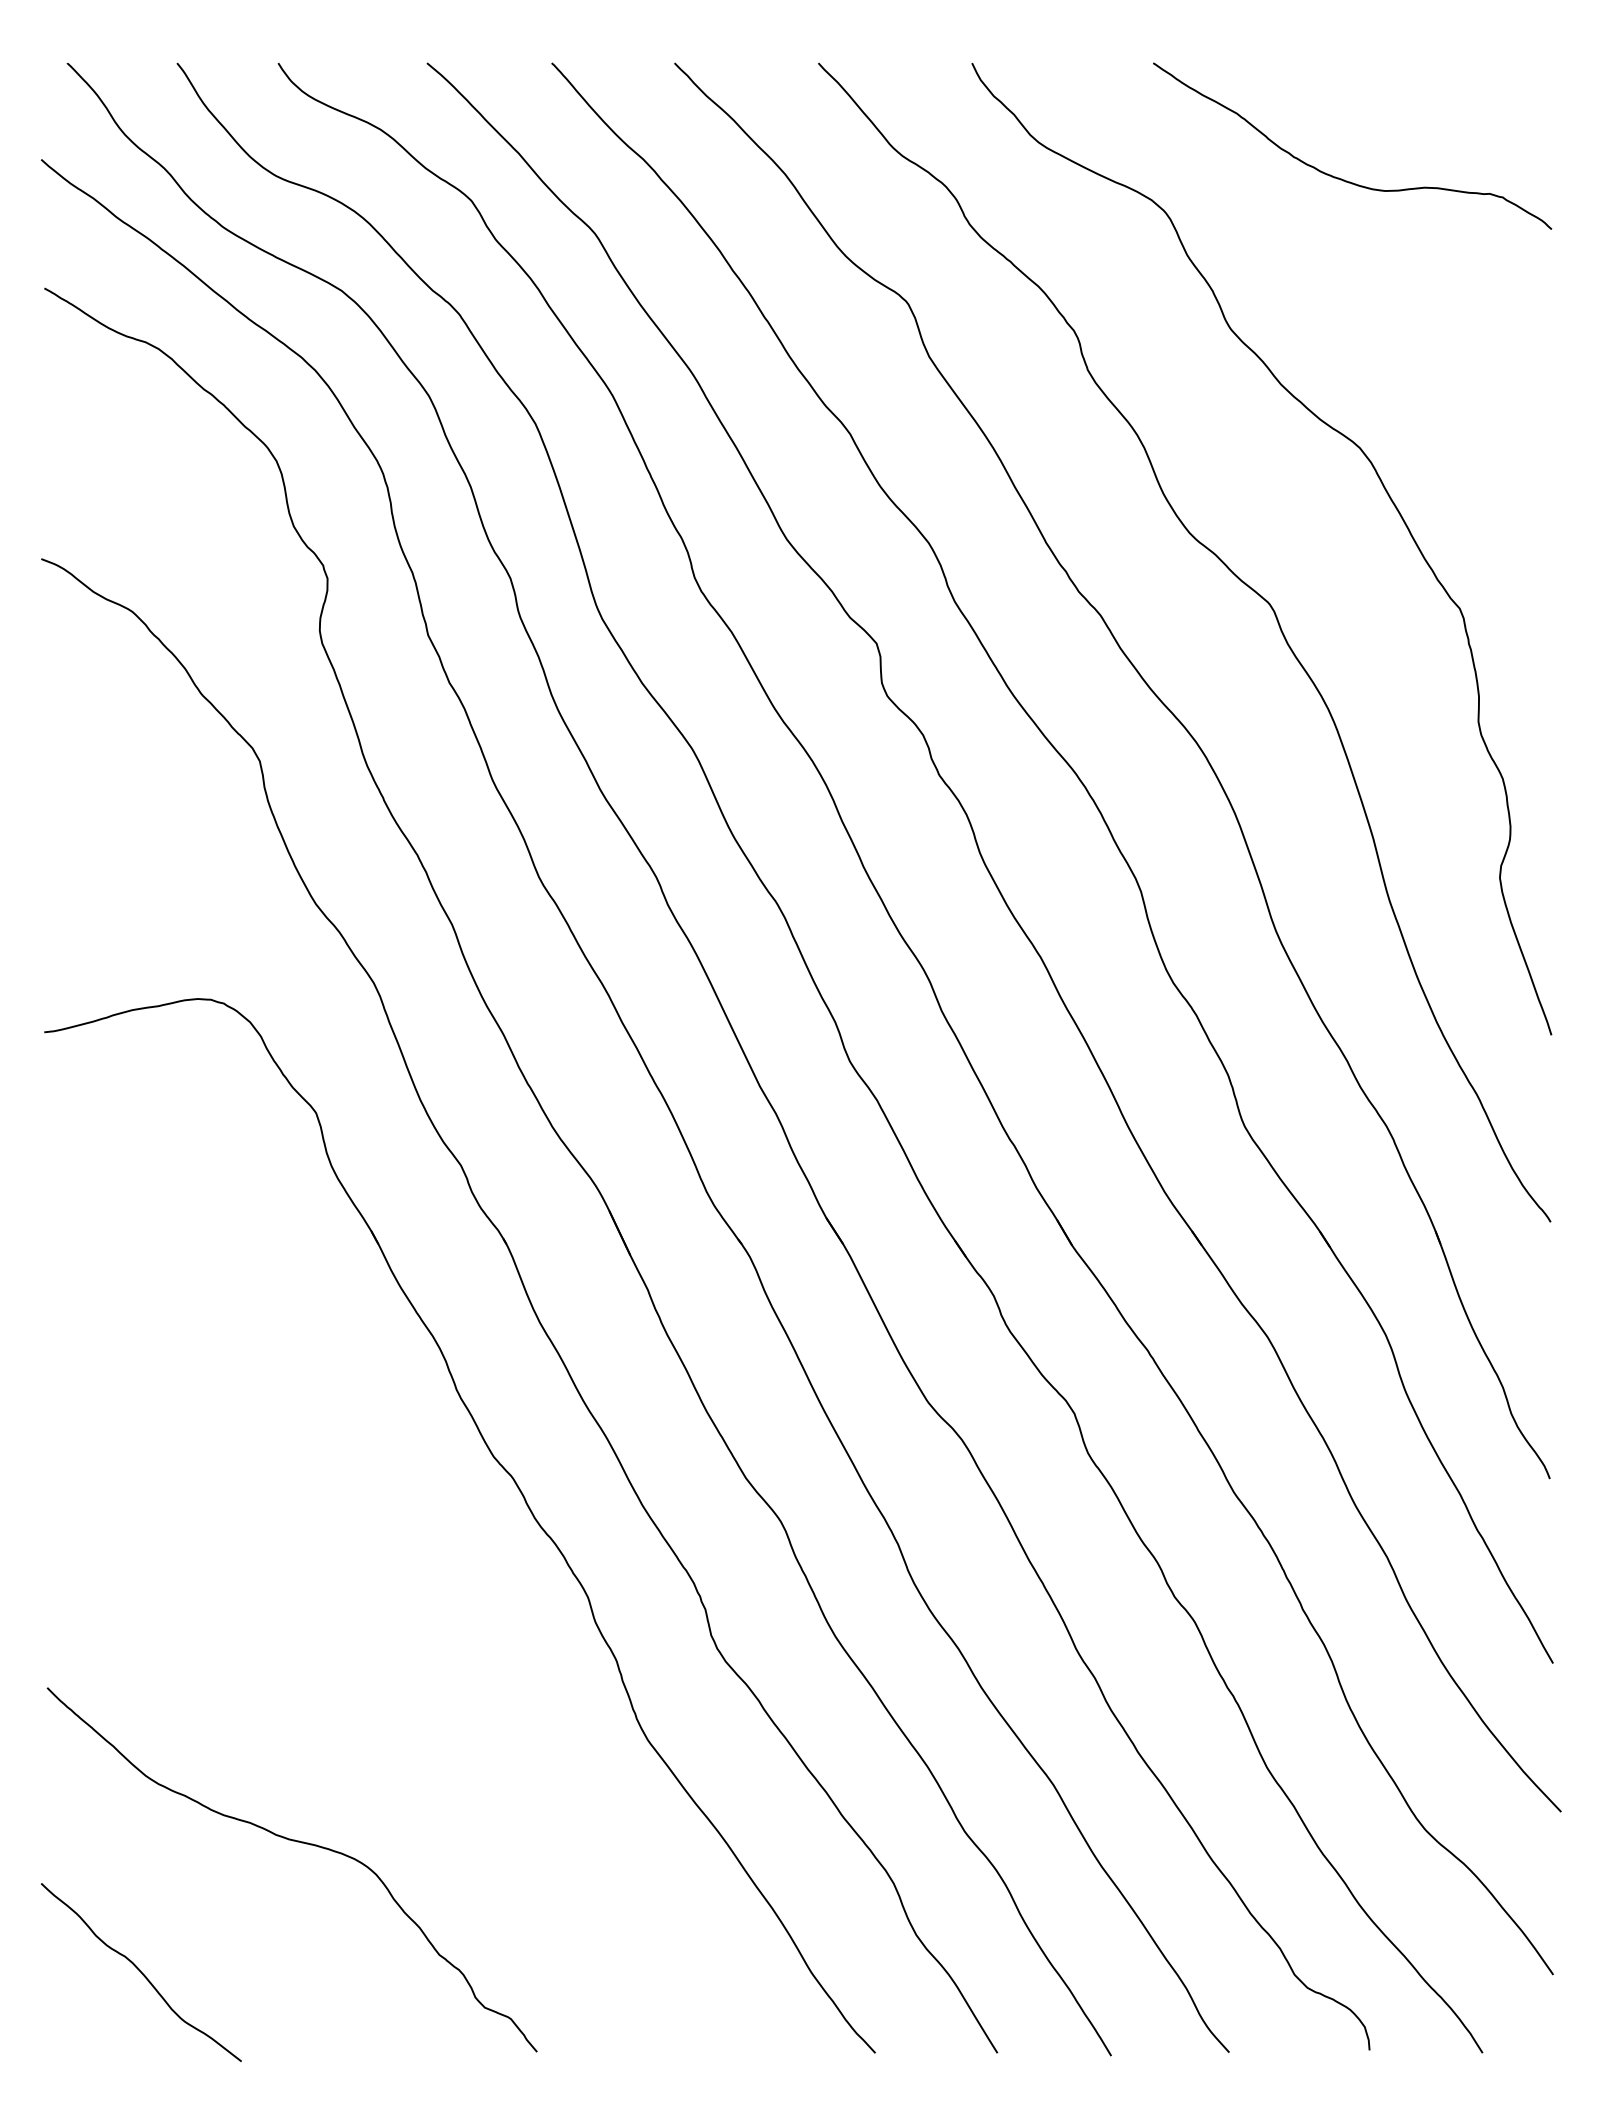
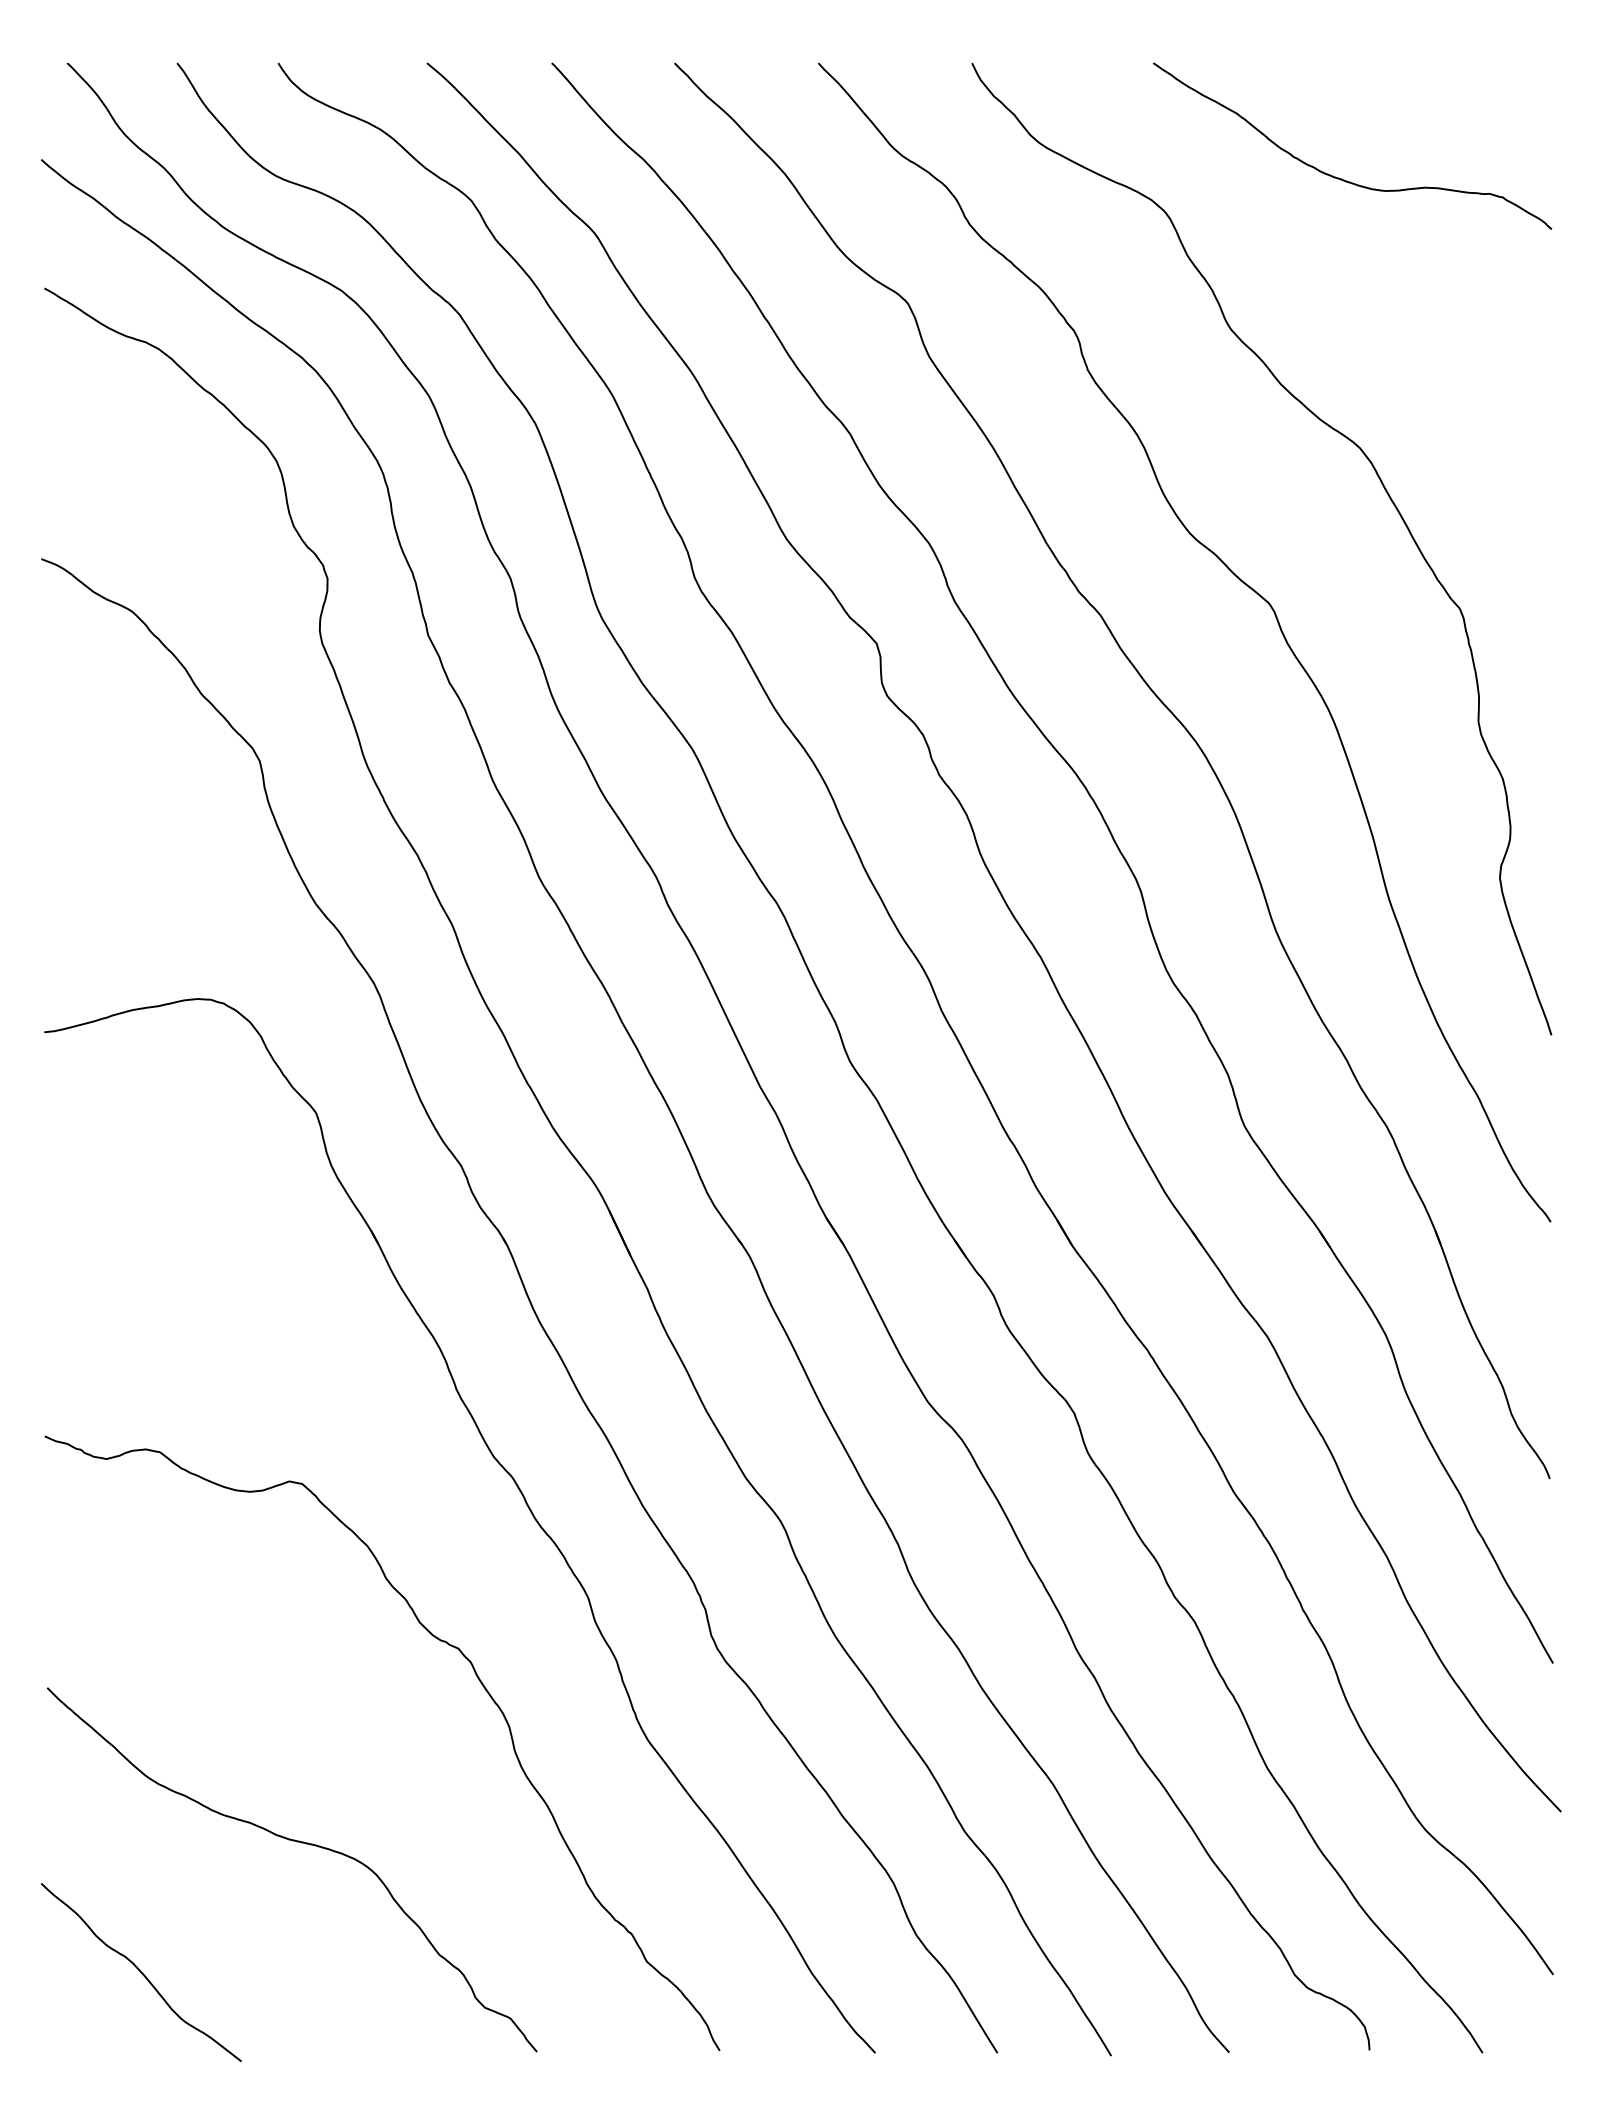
curve: none -> present (480, 1683)
